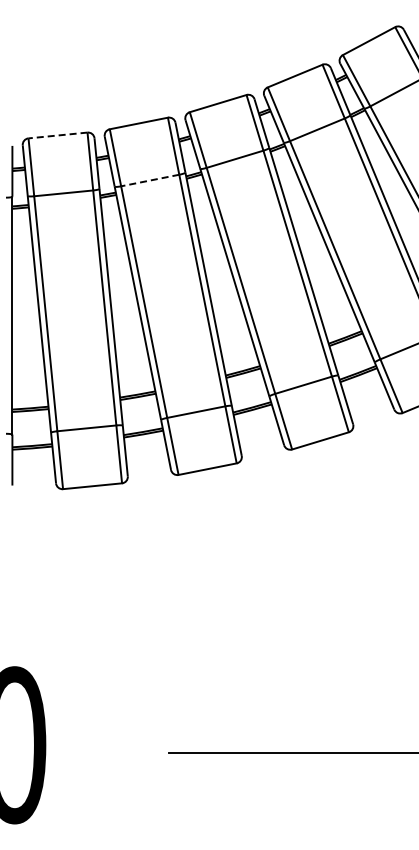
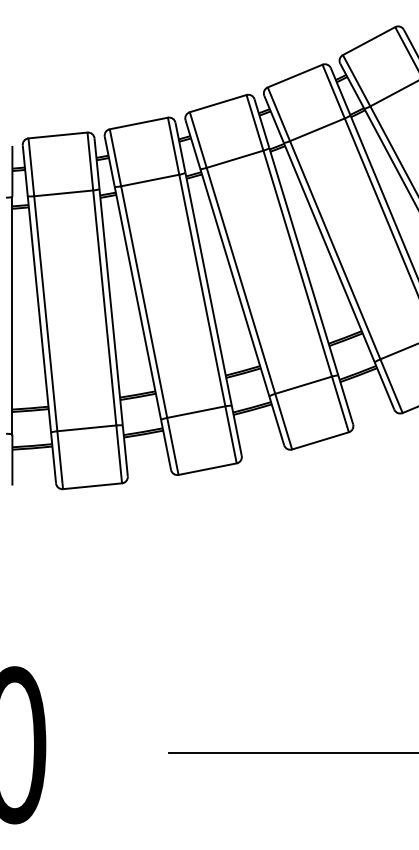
line: dashed -> solid (58, 135)
line: dashed -> solid (150, 180)
